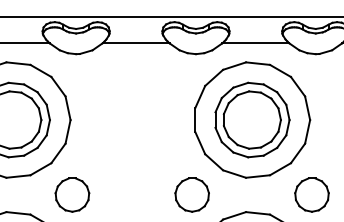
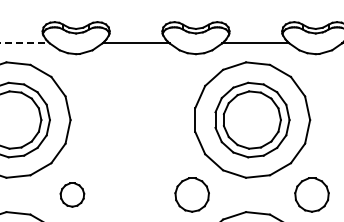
line: present -> none (171, 17)
line: solid -> dashed (25, 43)
part size: 37x36 px -> 27x26 px (72, 194)
